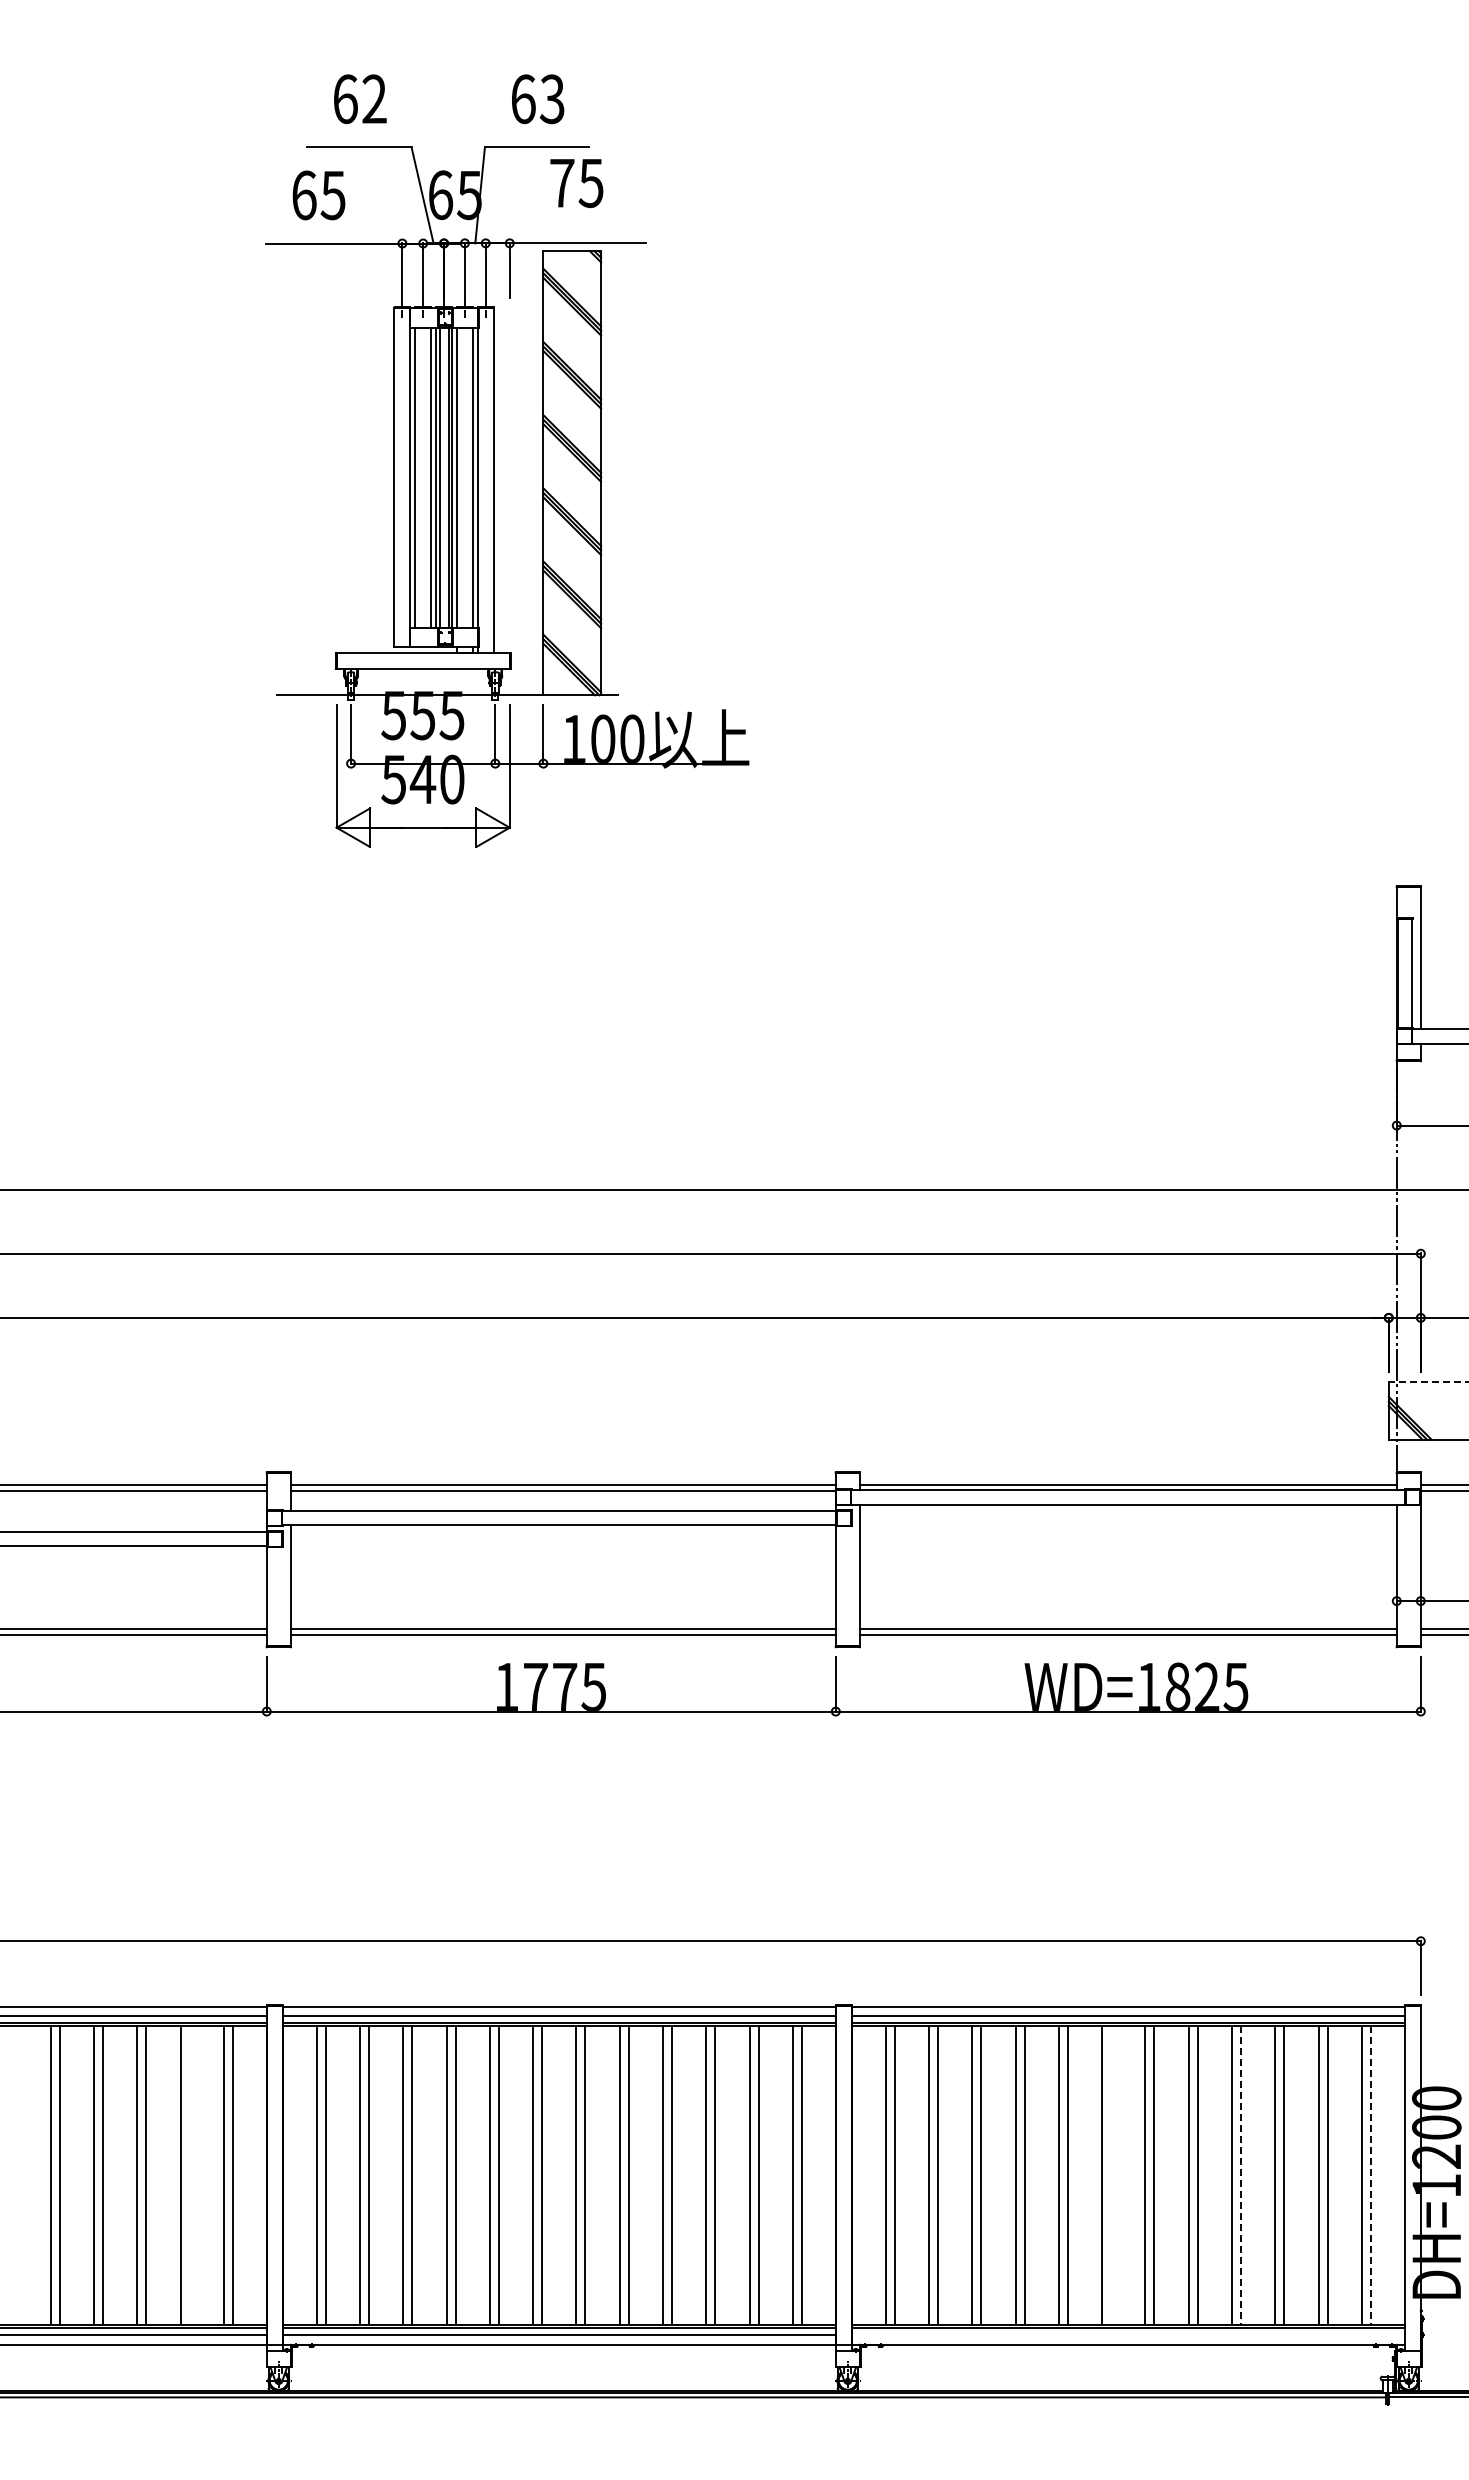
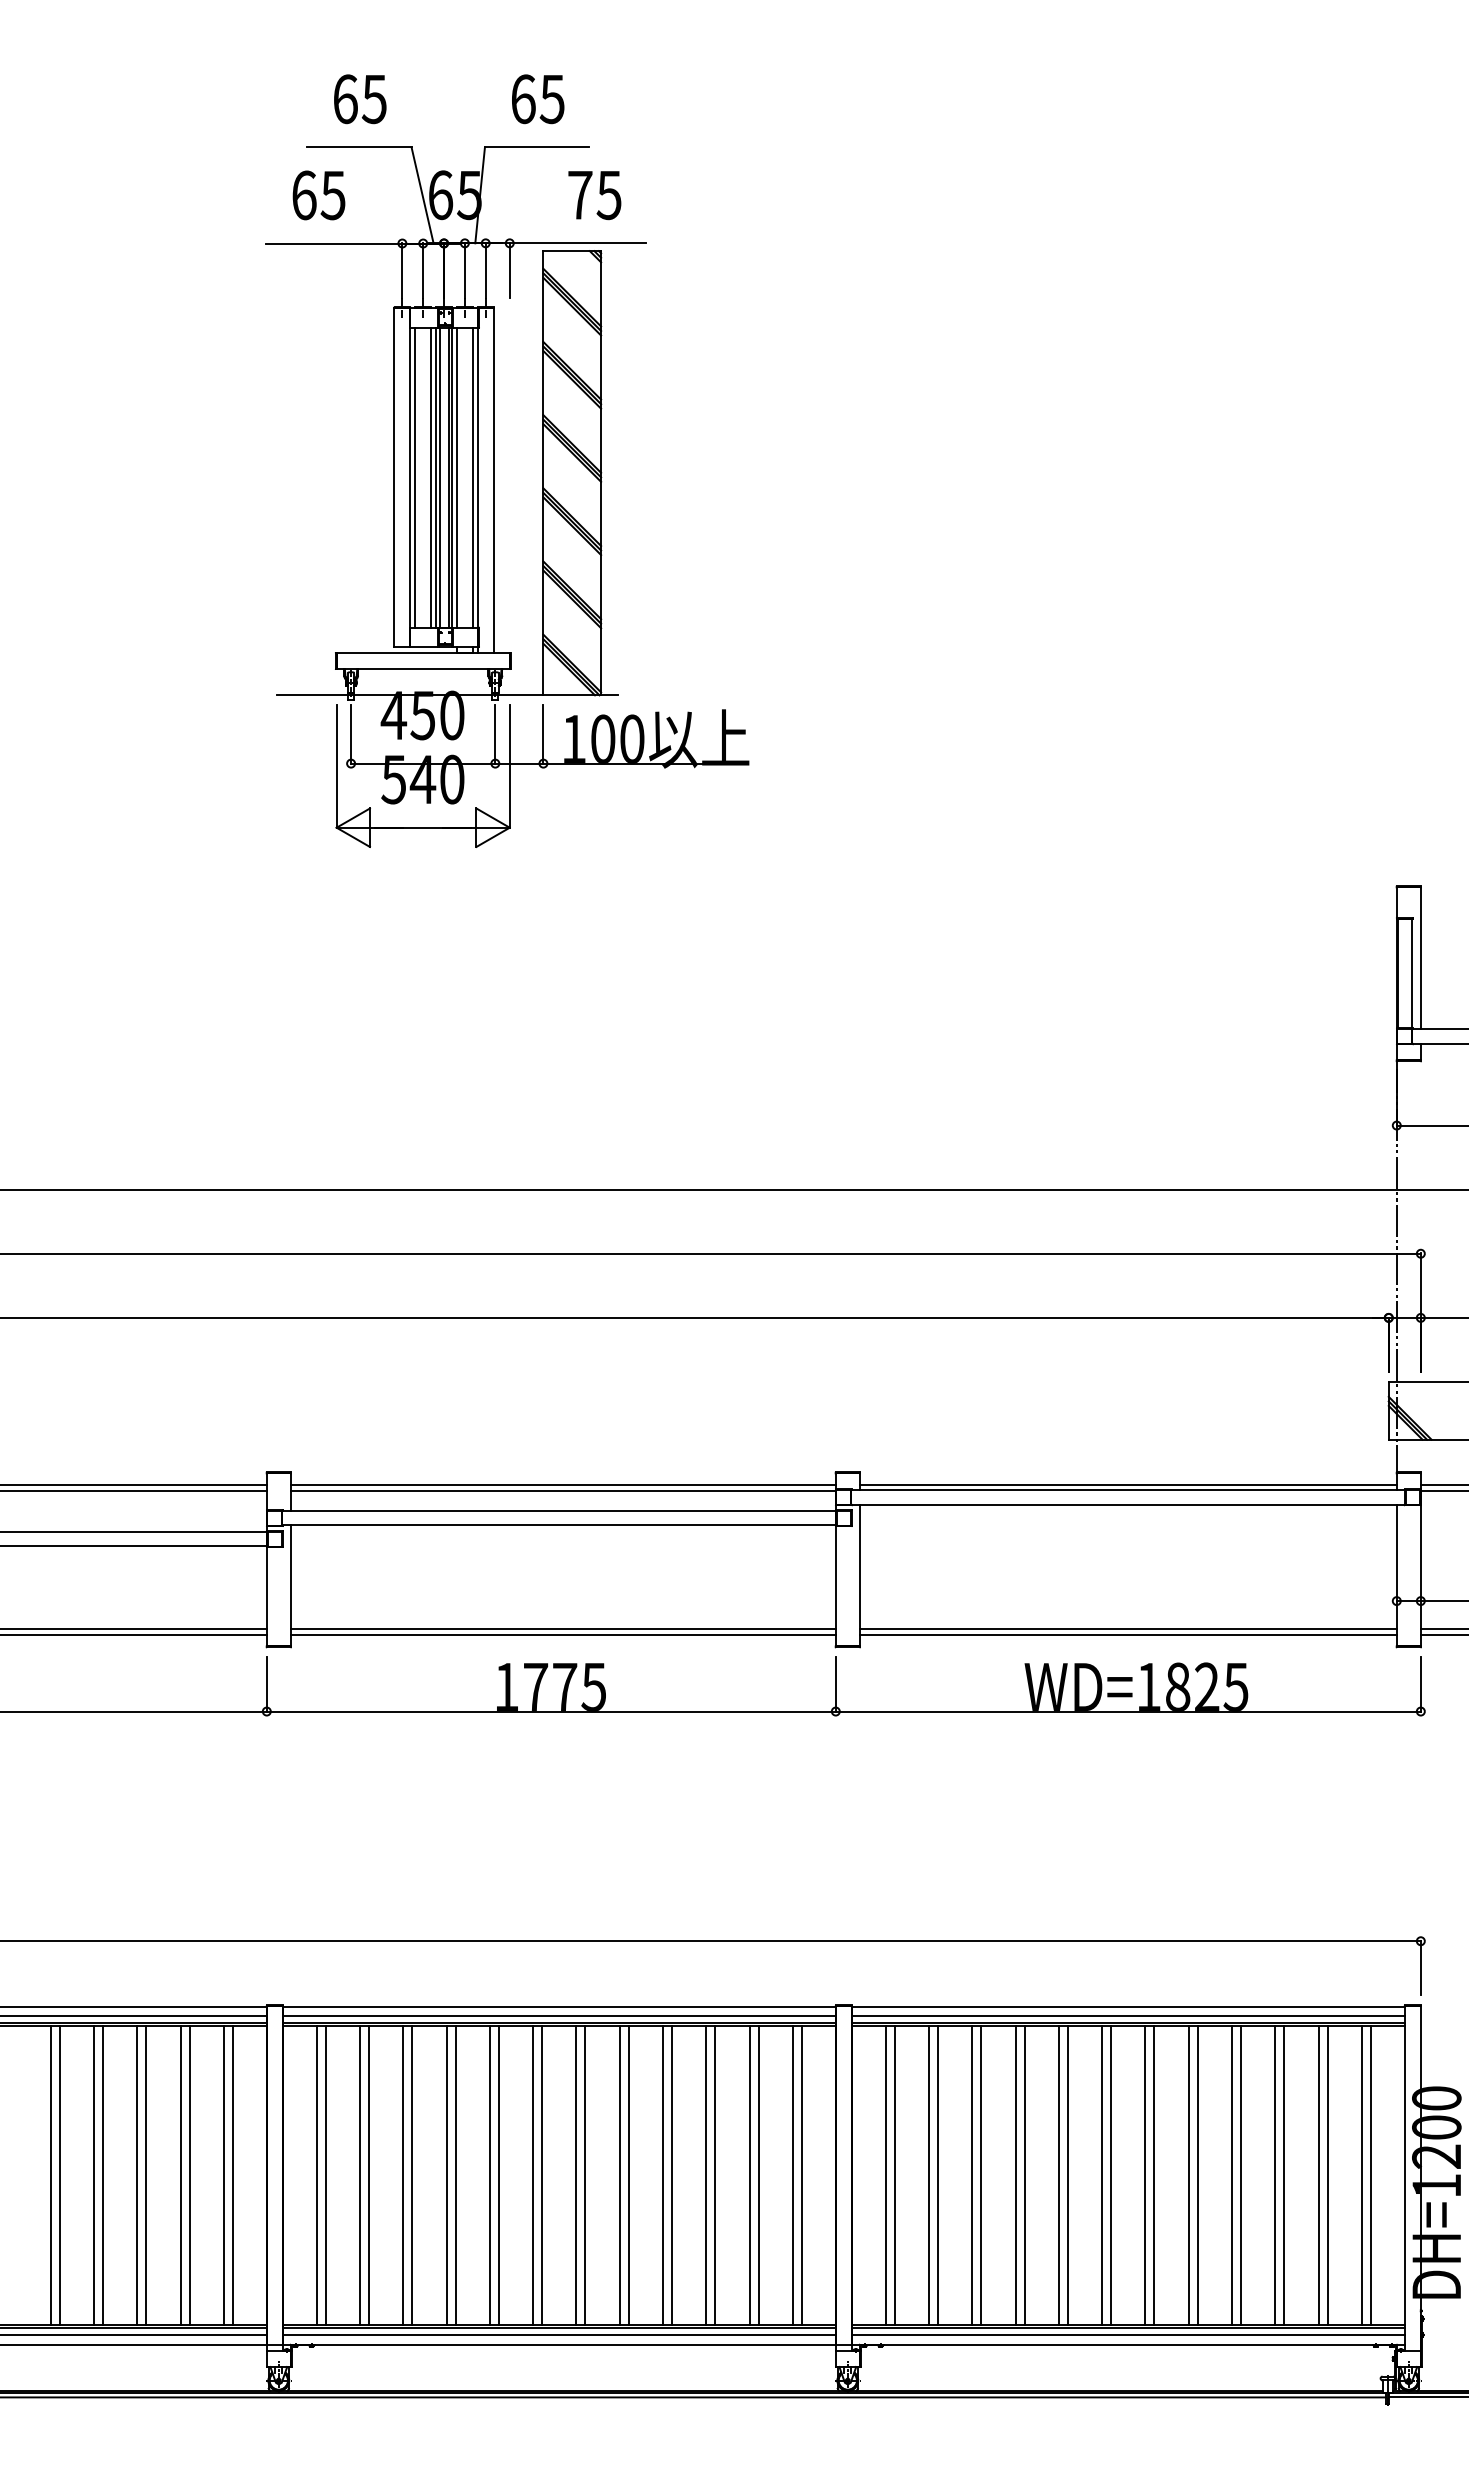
text: 63 -> 65 (552, 98)
text: 62 -> 65 (373, 99)
text position: (576, 183) -> (594, 195) (594, 195)
text: 555 -> 450 (422, 715)
line: dashed -> solid (1428, 1382)
line: none -> present (189, 2175)
line: none -> present (1111, 2175)
line: dashed -> solid (1241, 2175)
line: dashed -> solid (1370, 2175)
line: none -> present (1127, 2334)
